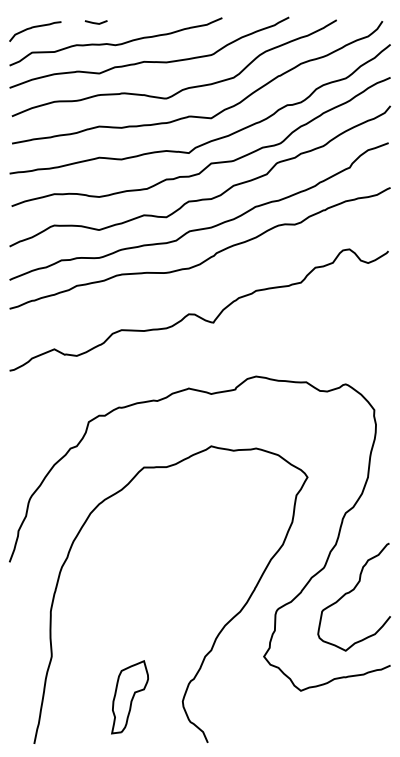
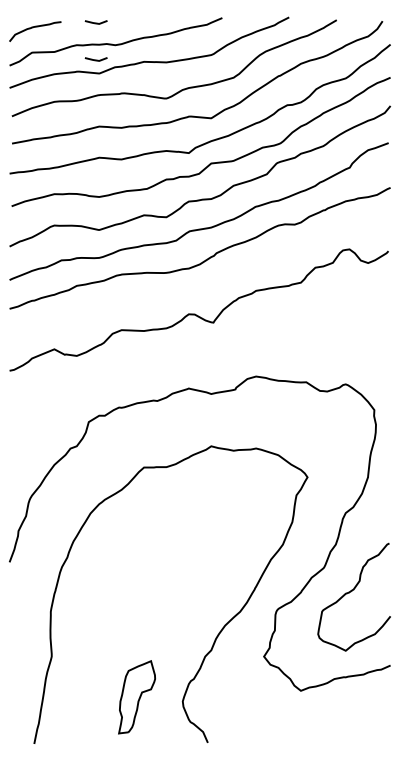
line: none -> present (95, 59)
part position: (129, 697) -> (136, 697) (136, 697)
